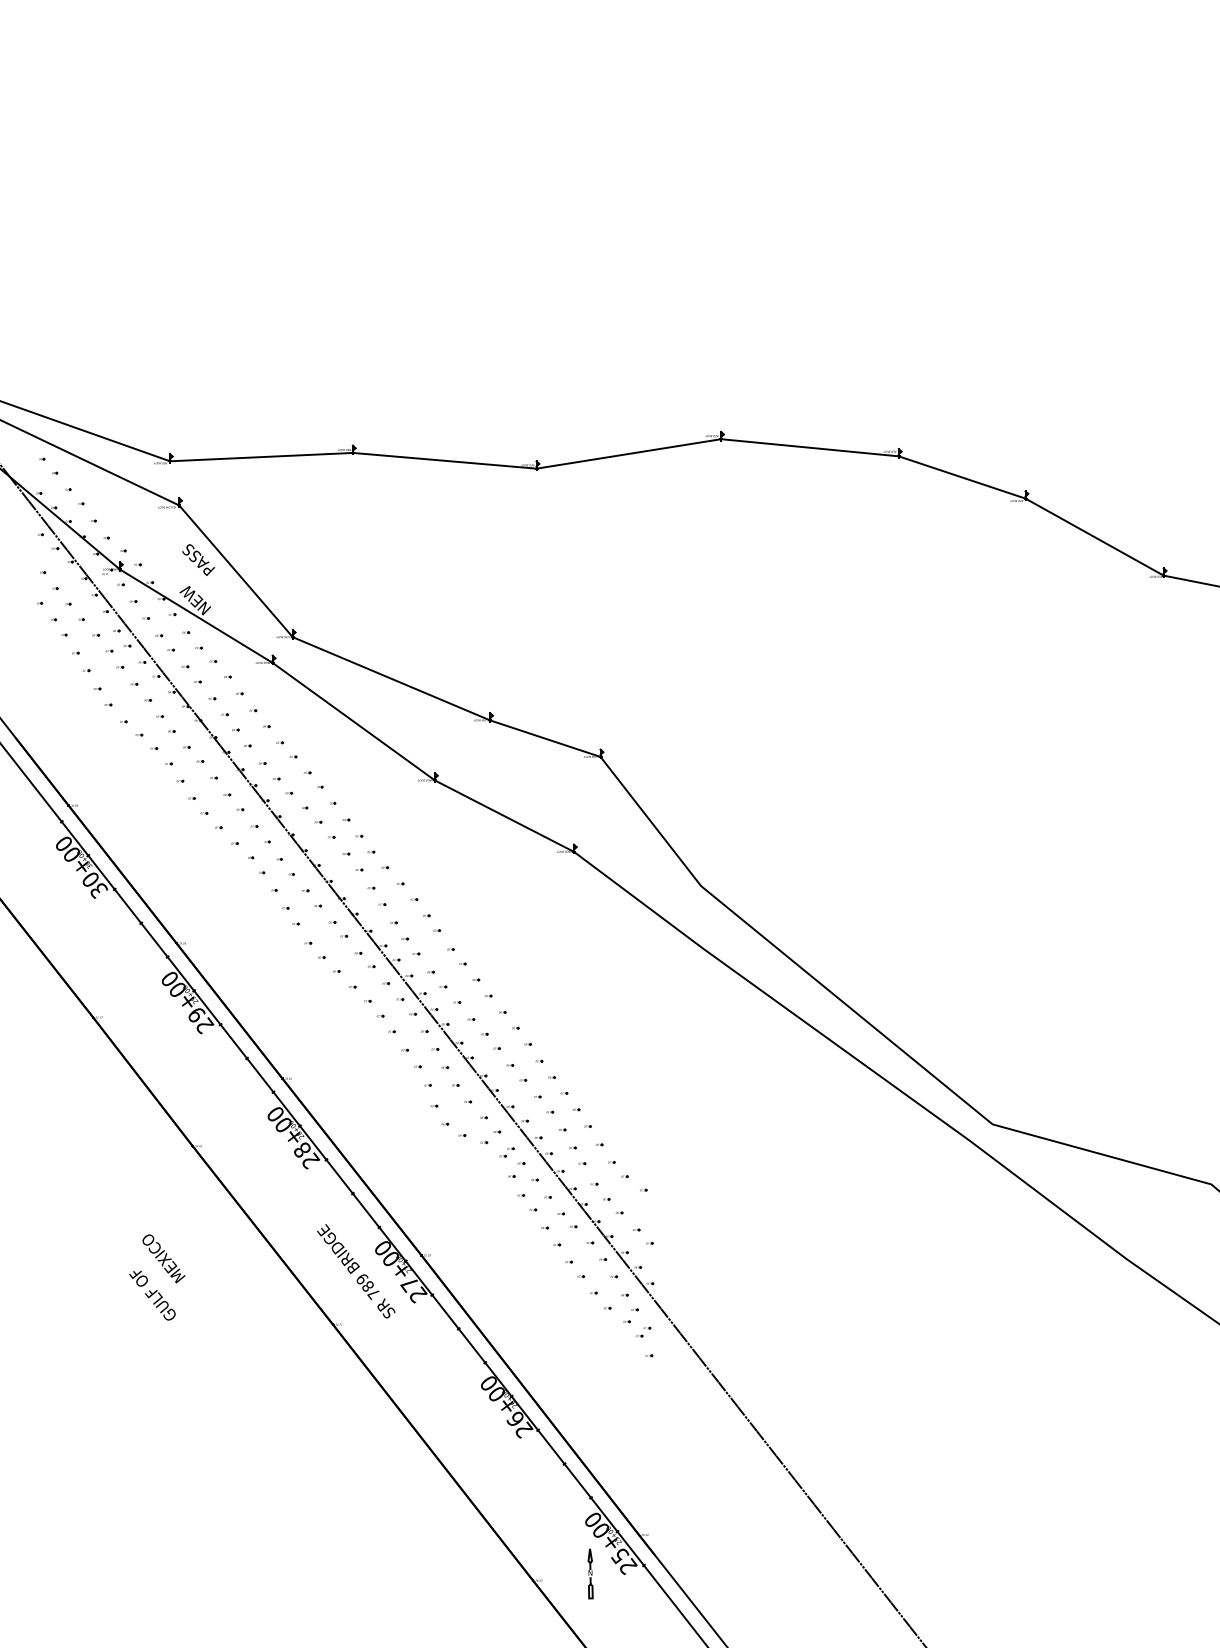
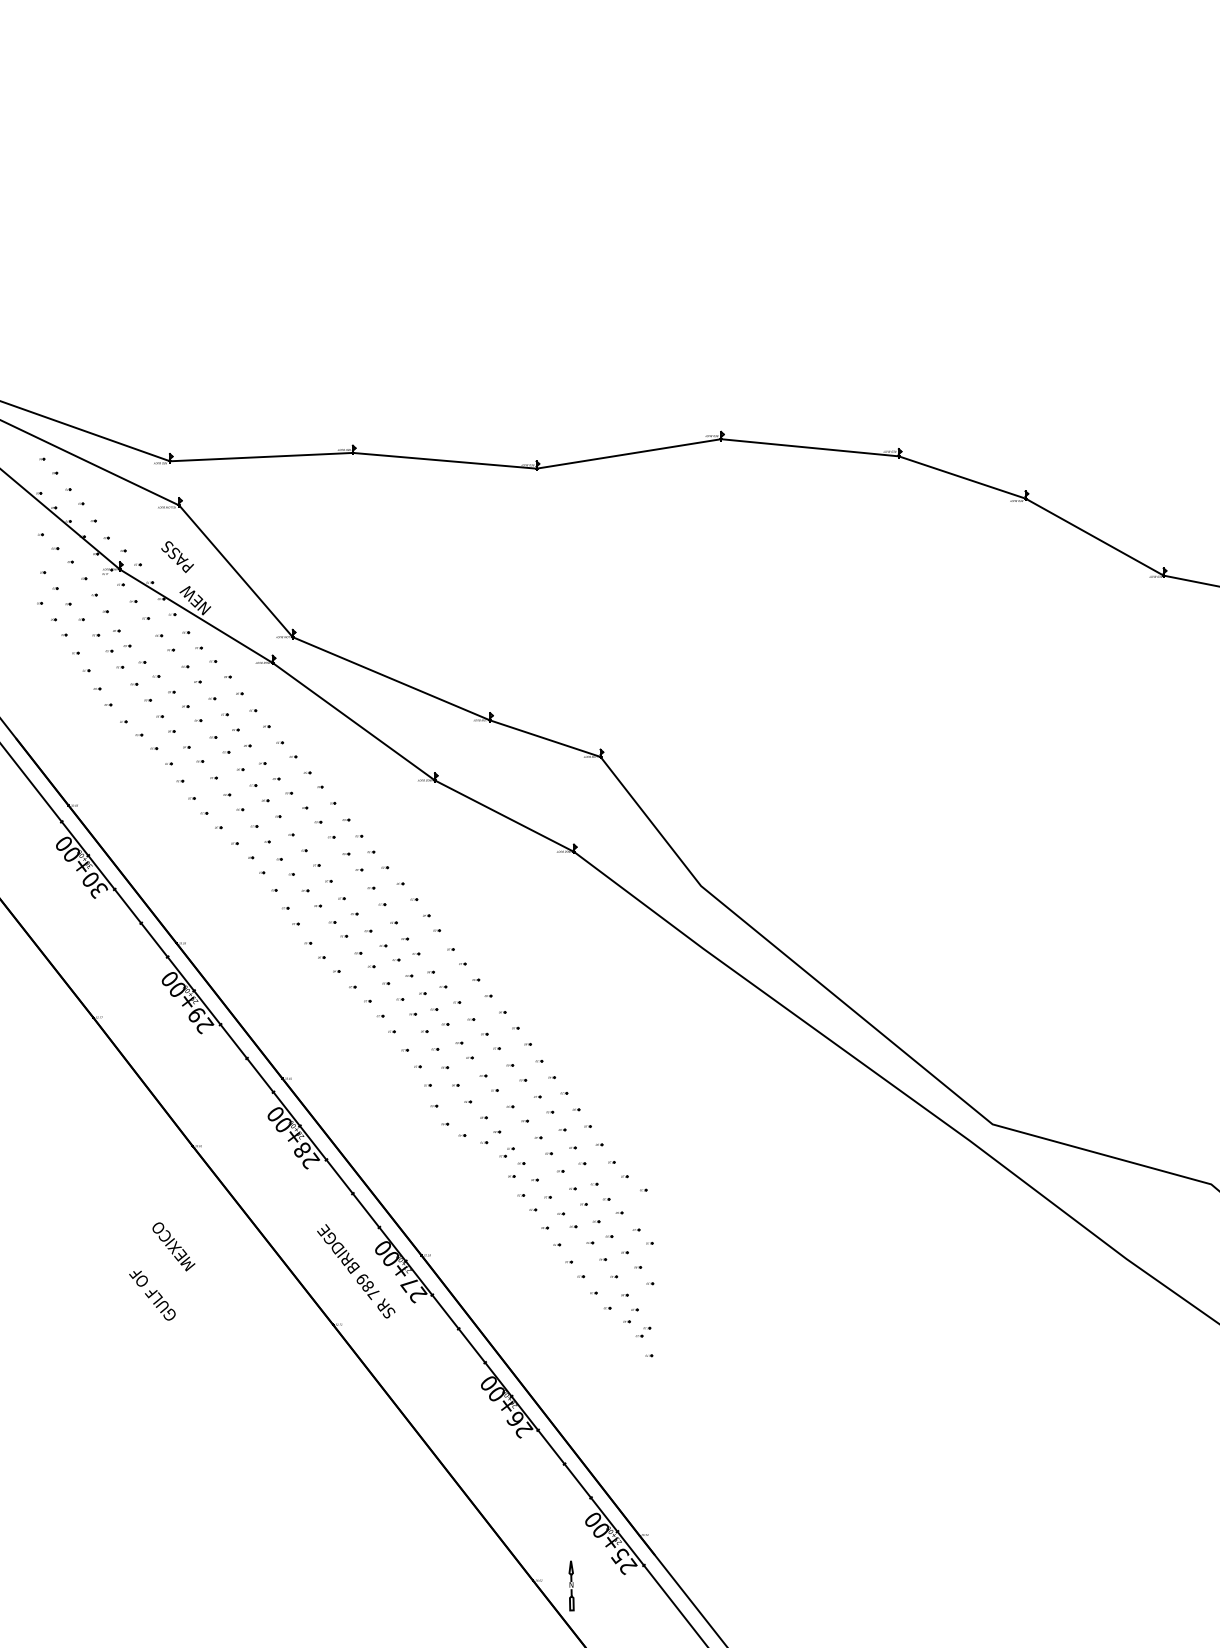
text position: (198, 559) -> (177, 556) (177, 556)
line: present -> none (462, 1055)
text position: (163, 1258) -> (173, 1246) (173, 1246)
part position: (590, 1573) -> (571, 1585) (571, 1585)
